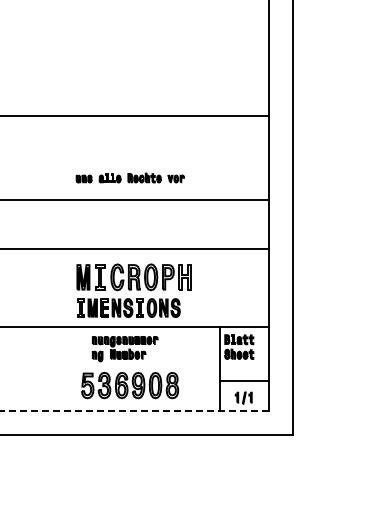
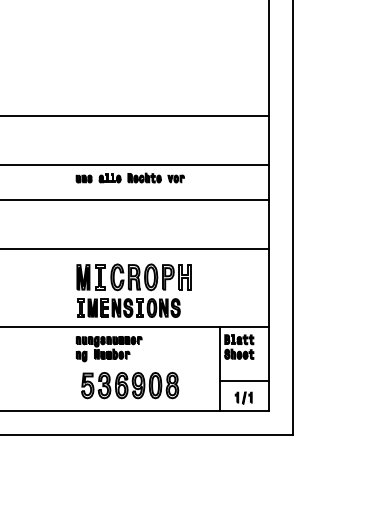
line: none -> present (135, 165)
part position: (124, 349) -> (108, 349) (108, 349)
line: dashed -> solid (134, 410)
